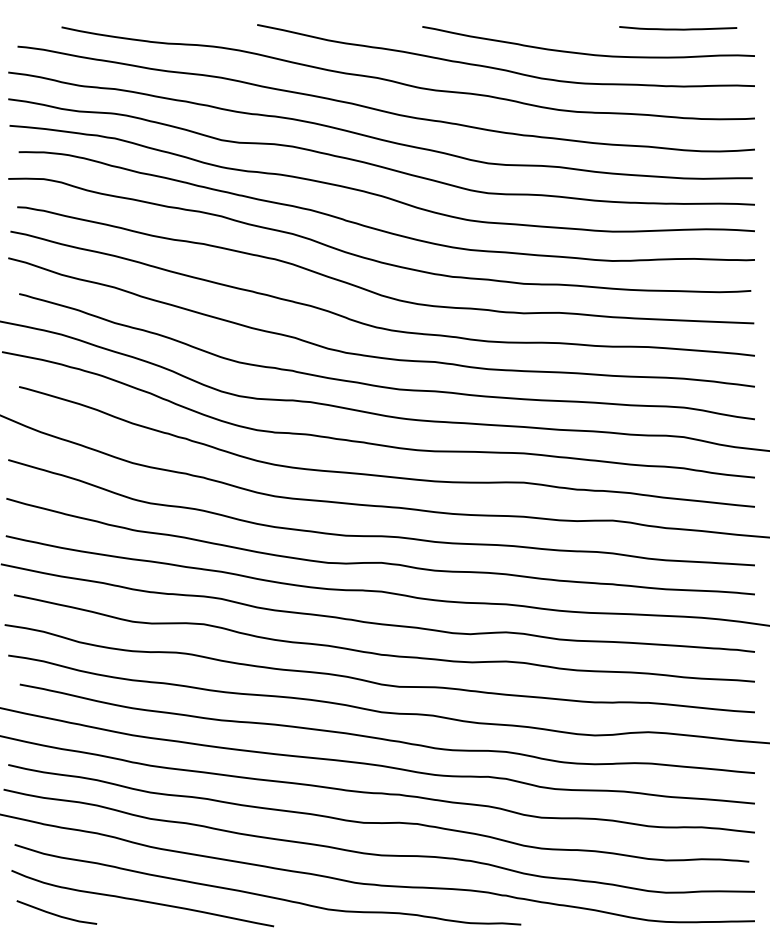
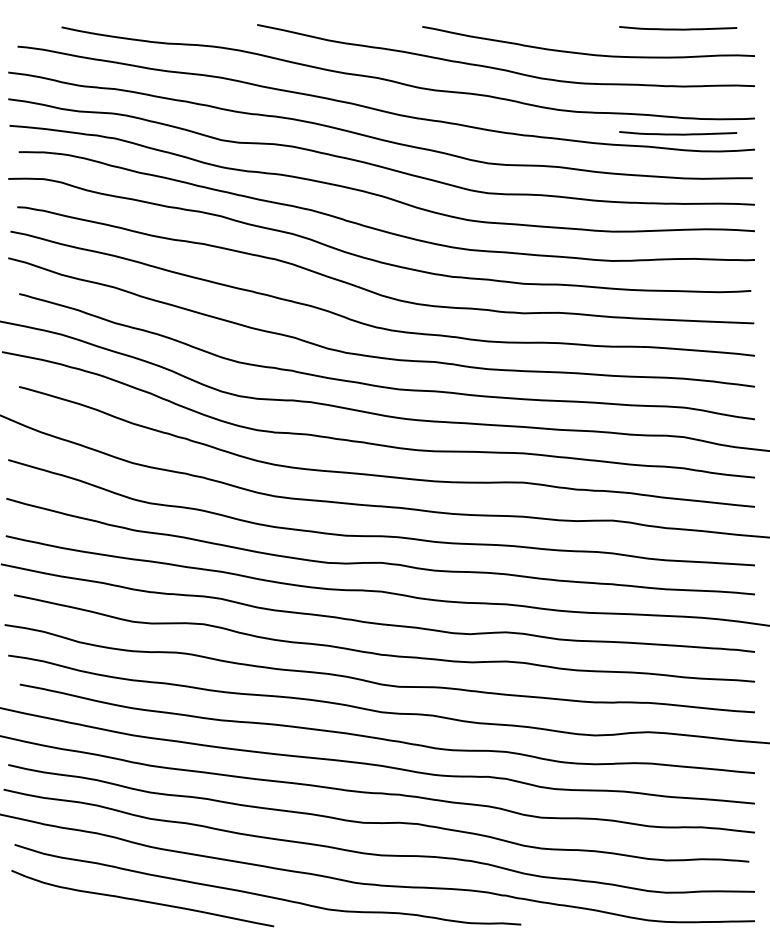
curve: none -> present (678, 133)
line: present -> none (56, 914)
